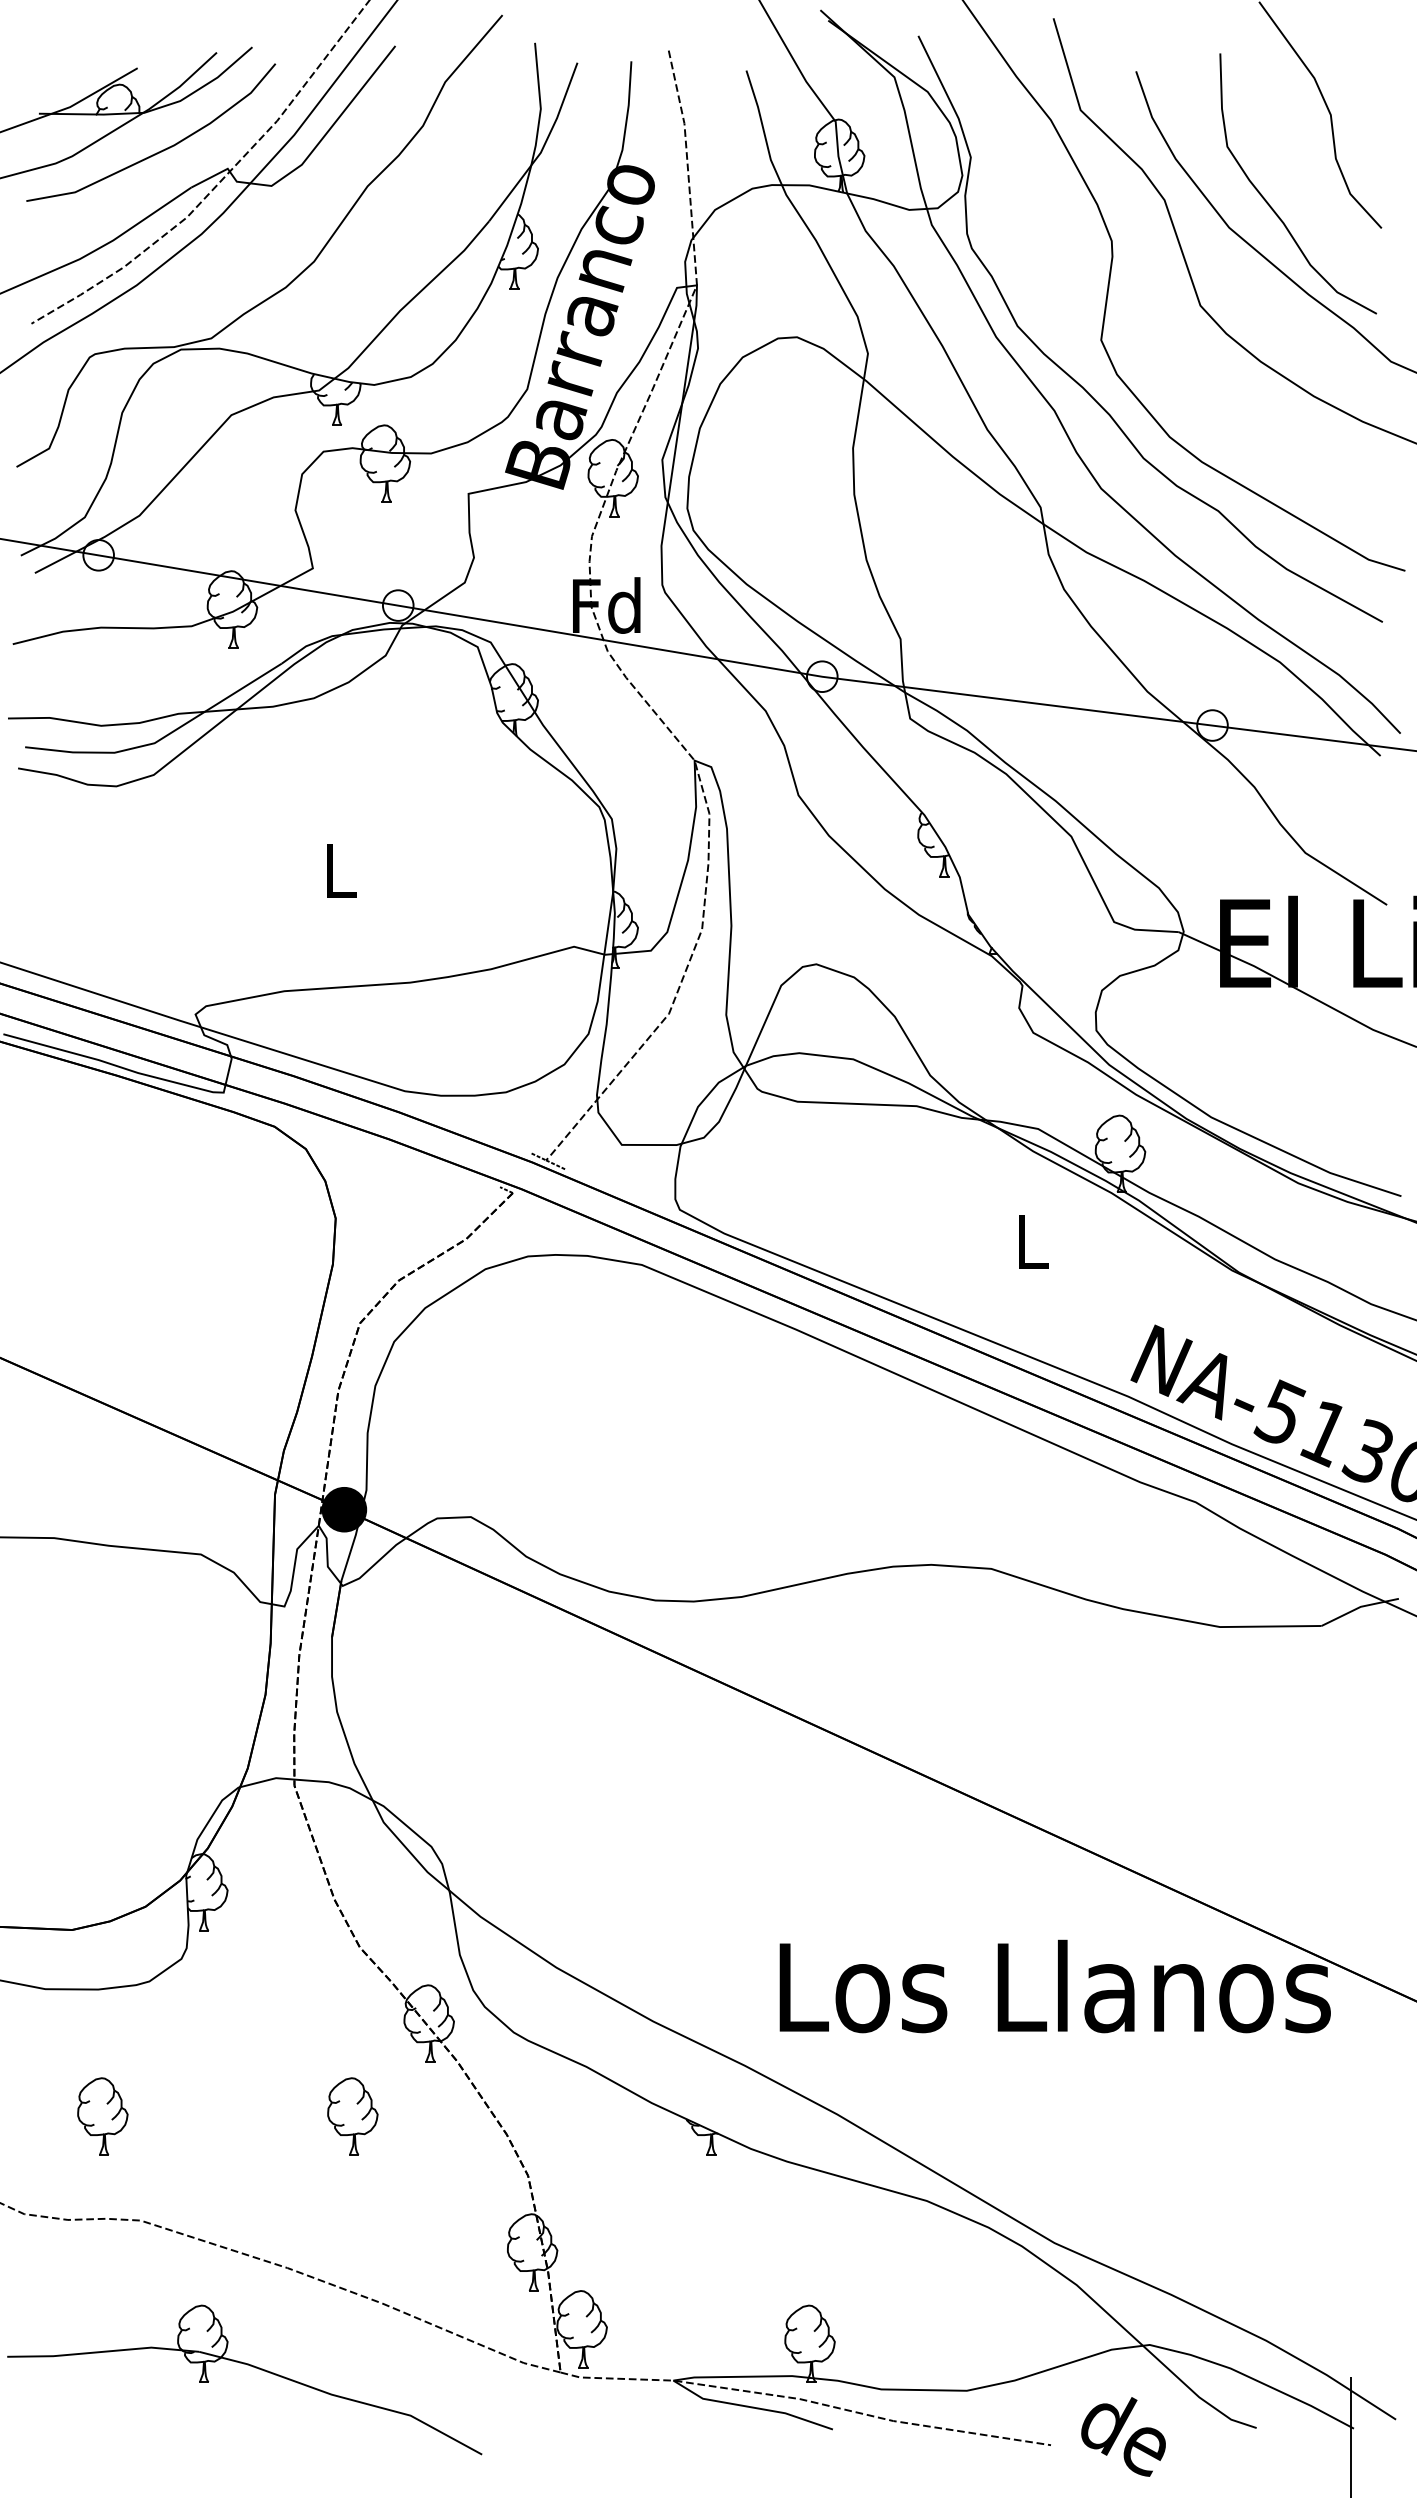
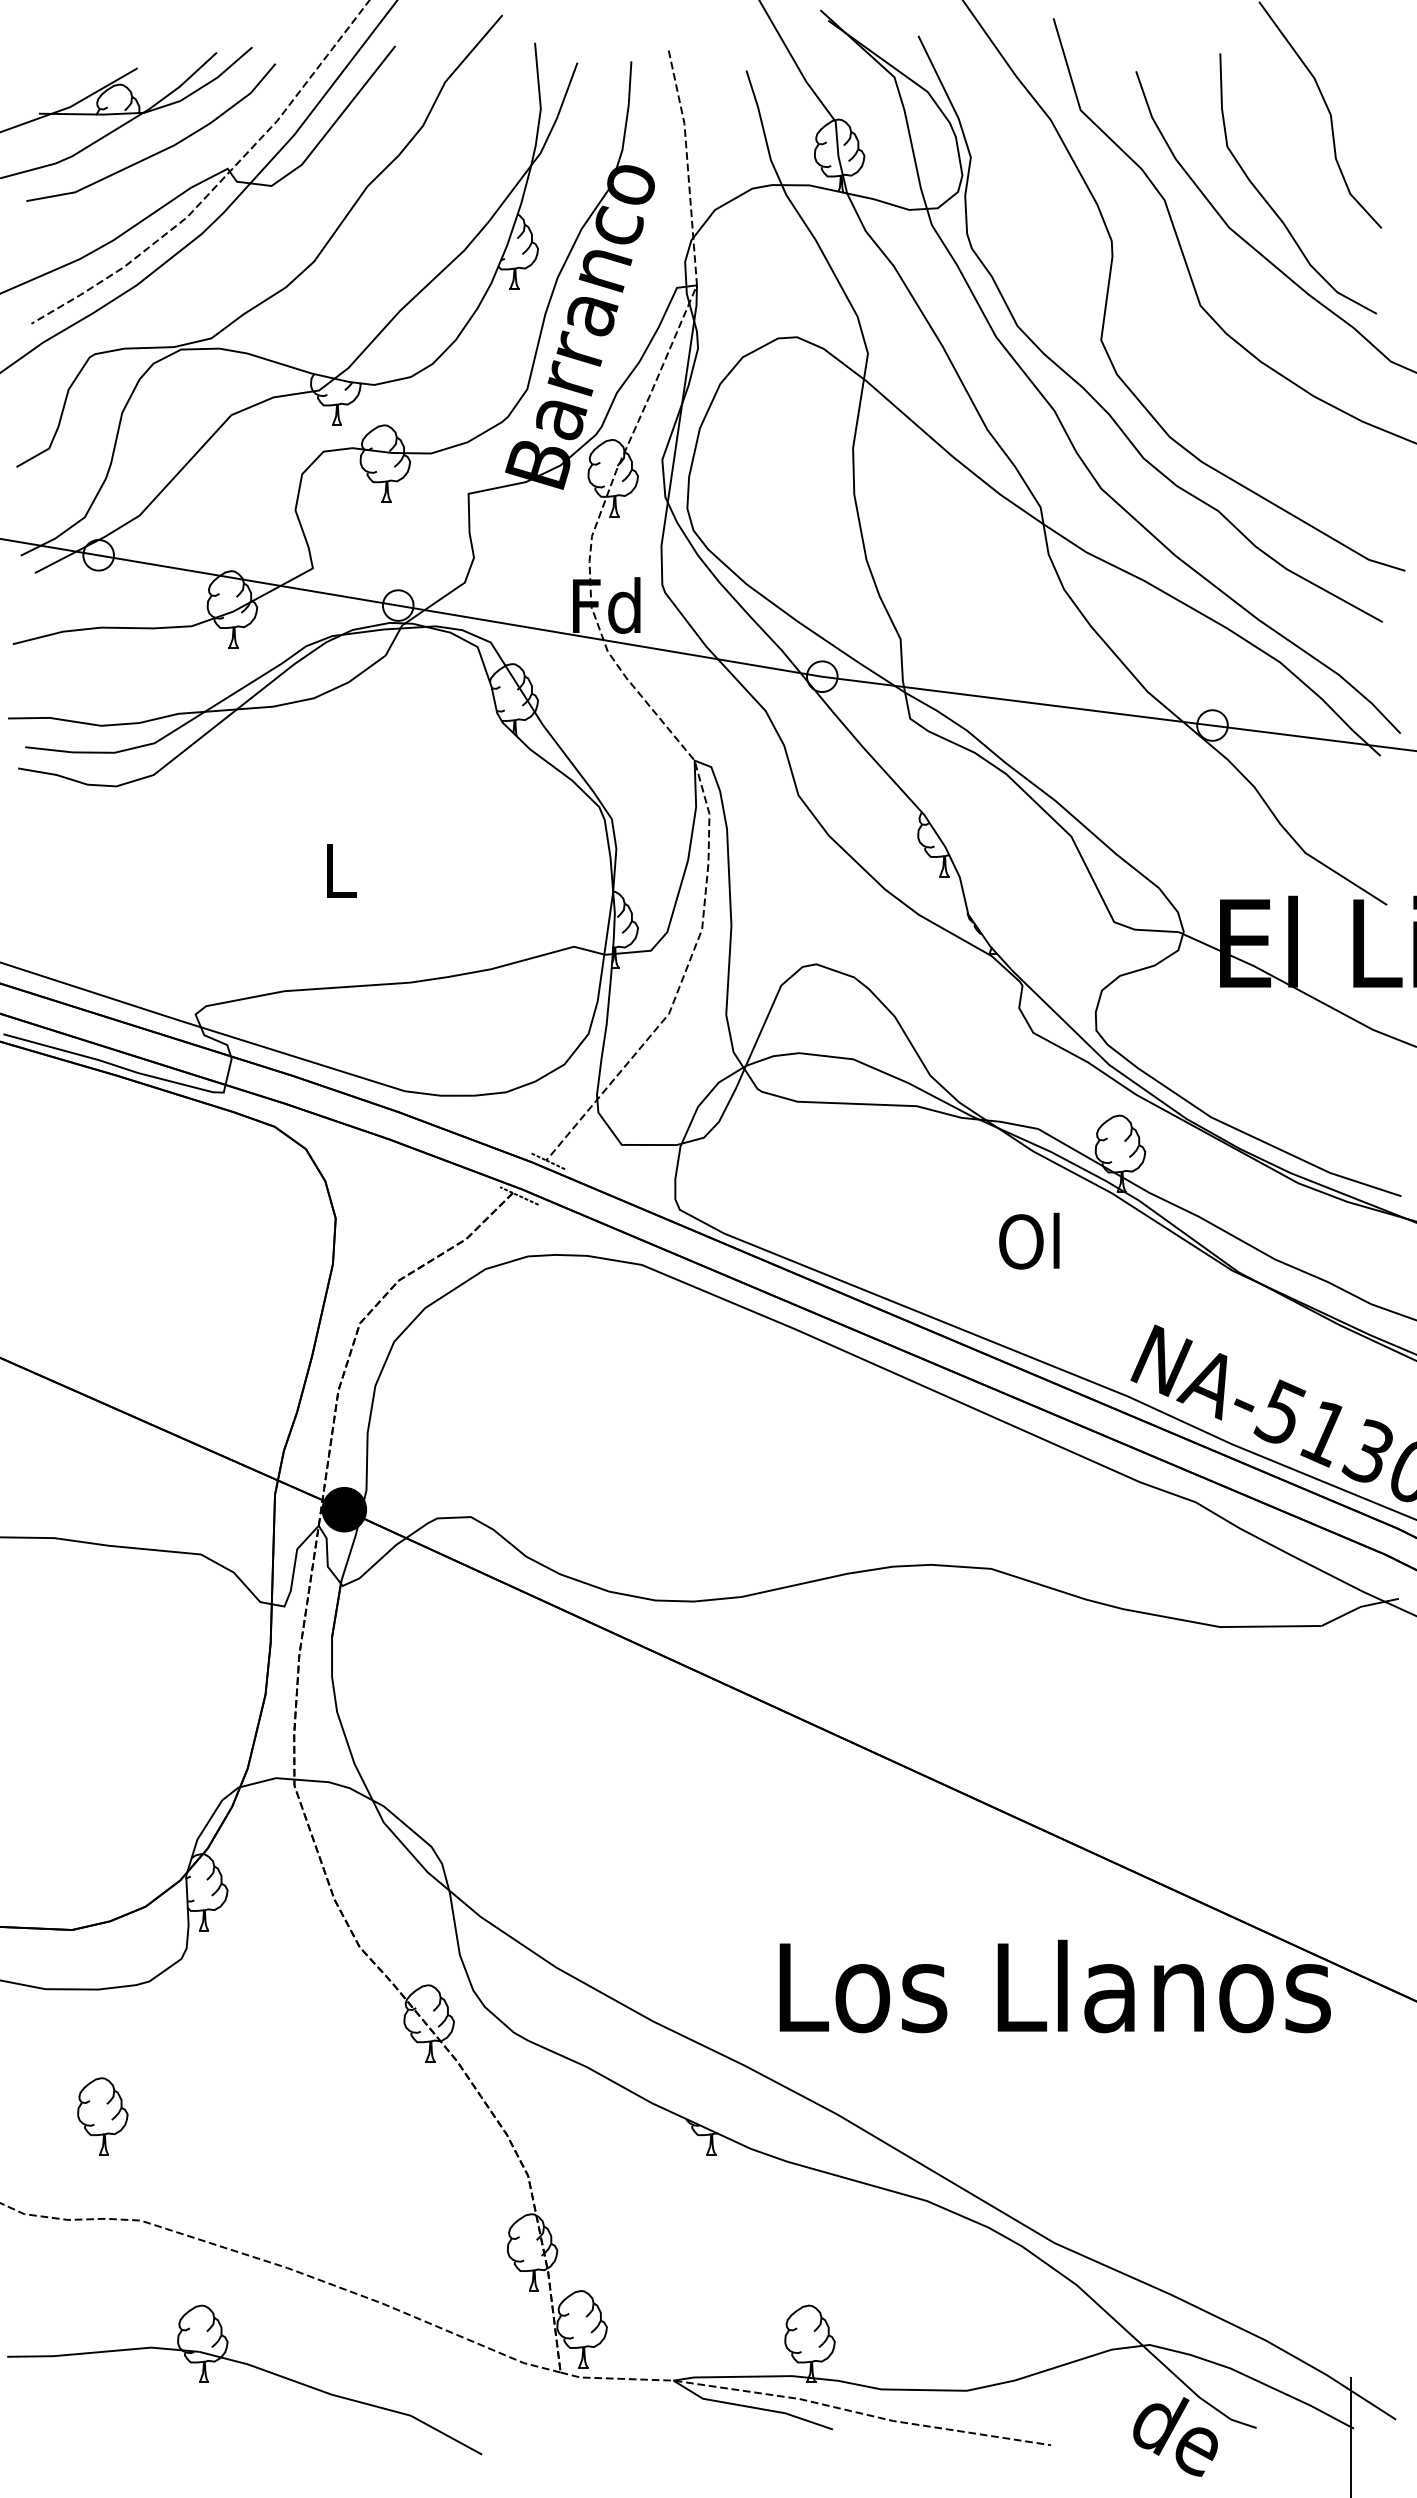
line: none -> present (525, 1198)
text: L -> Ol (1029, 1240)
part: present -> none (352, 2116)
text position: (1123, 2436) -> (1175, 2436) (1175, 2436)
